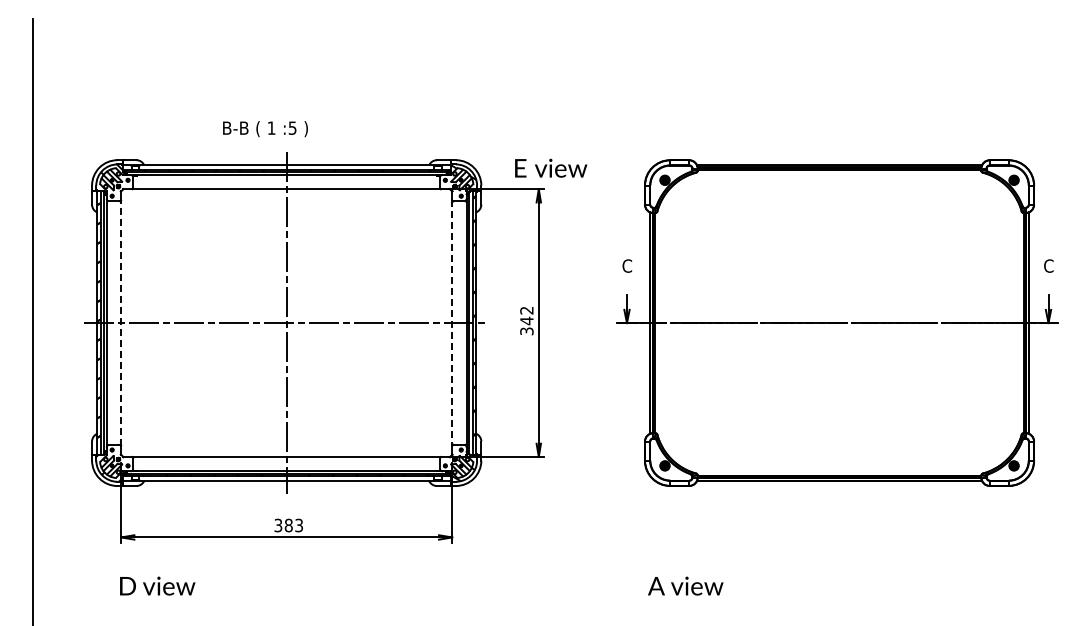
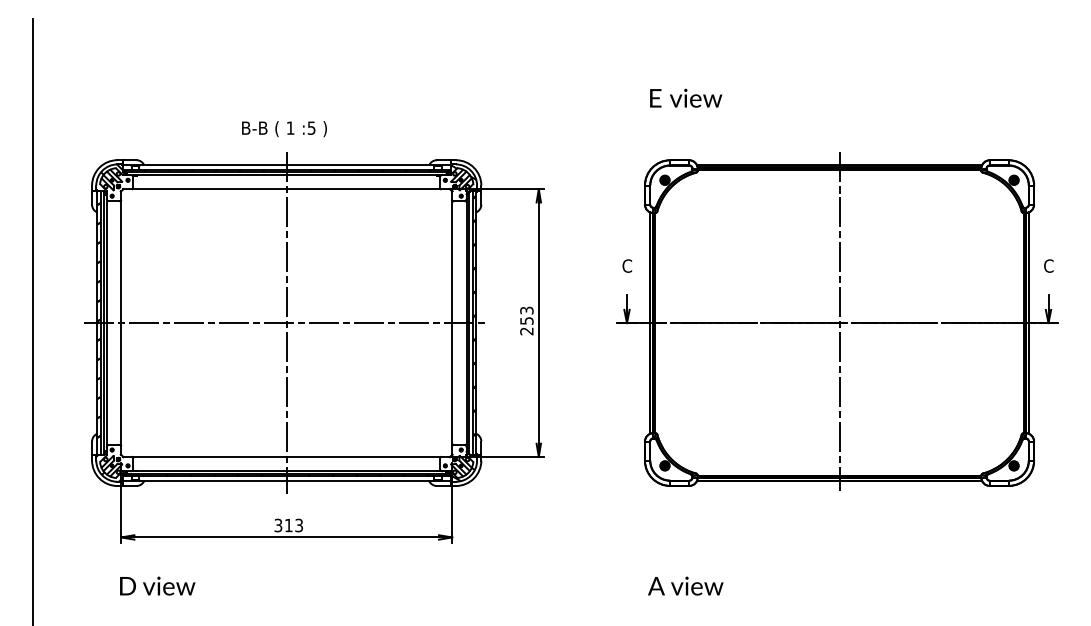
text position: (265, 129) -> (284, 129) (284, 129)
text position: (551, 167) -> (686, 97) (686, 97)
text: 342 -> 253 (526, 320)
line: none -> present (839, 321)
line: dashed -> solid (121, 323)
line: dashed -> solid (452, 323)
text: 383 -> 313 (288, 525)
